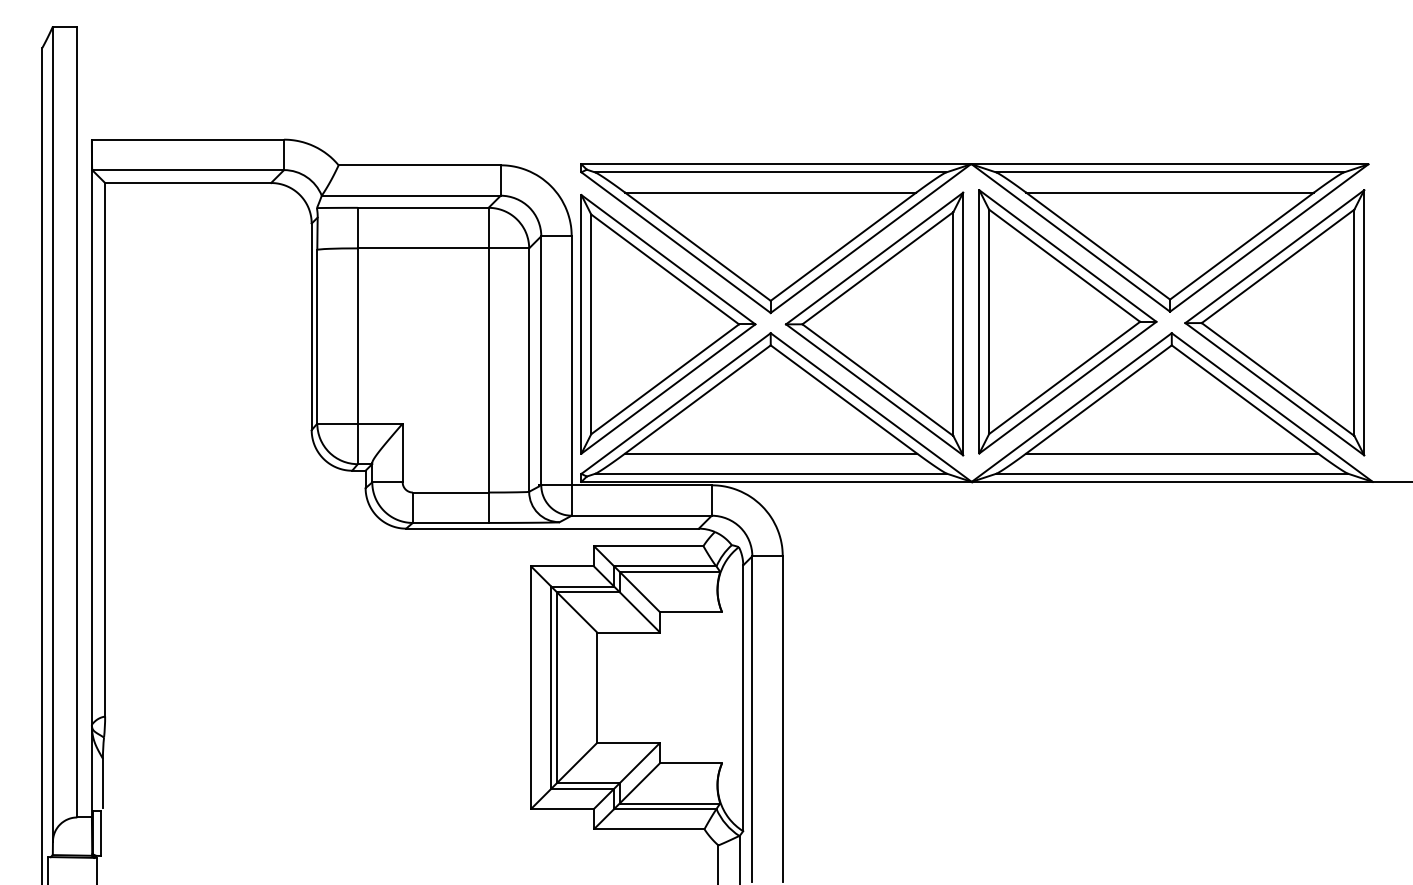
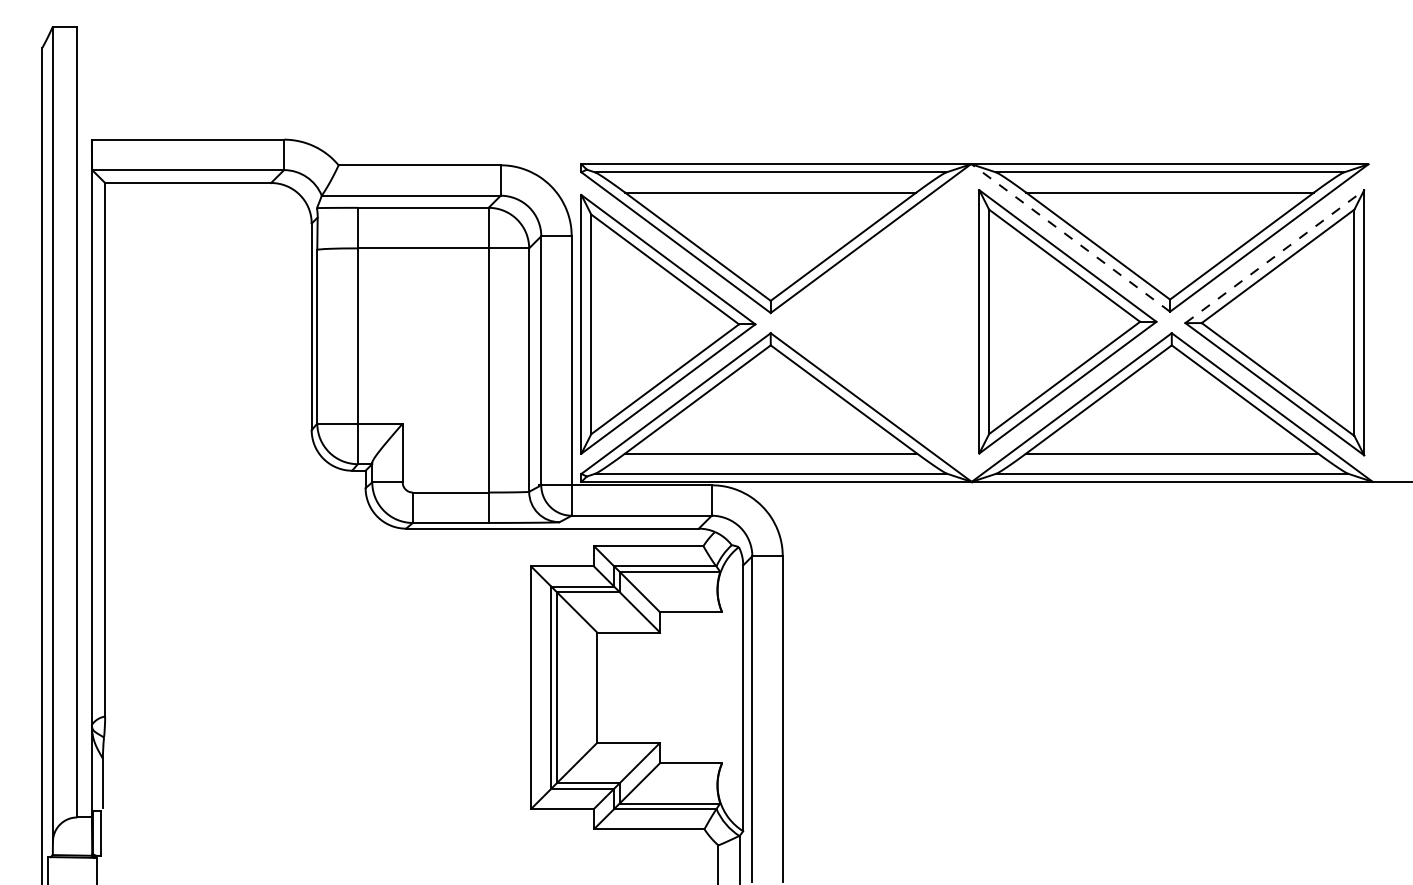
line: solid -> dashed (1070, 238)
line: solid -> dashed (1275, 256)
part: present -> none (874, 323)
